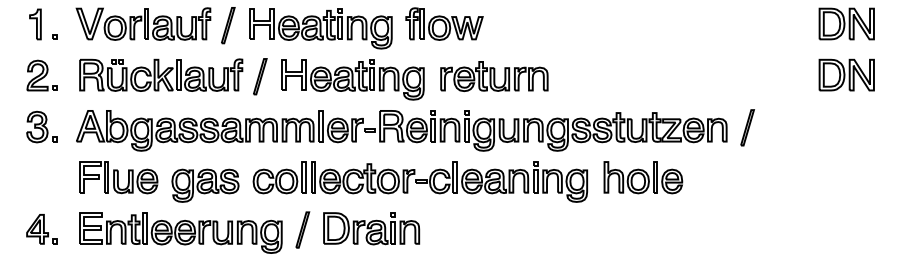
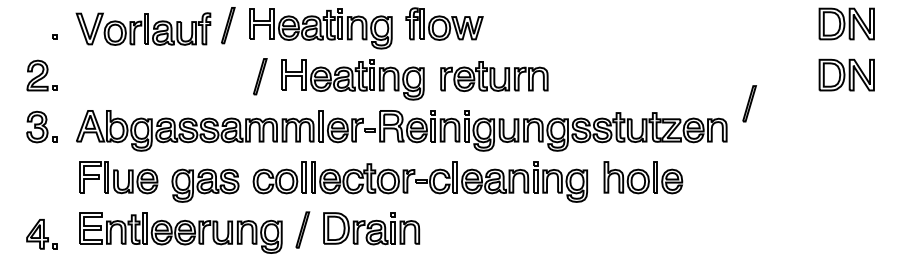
part position: (143, 23) -> (143, 28) (143, 28)
part: present -> none (35, 24)
part: present -> none (161, 74)
part position: (747, 127) -> (749, 103) (749, 103)
part position: (41, 229) -> (41, 234) (41, 234)
